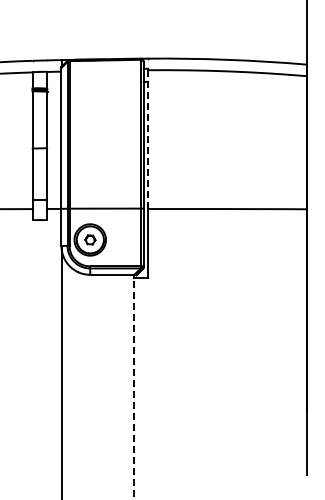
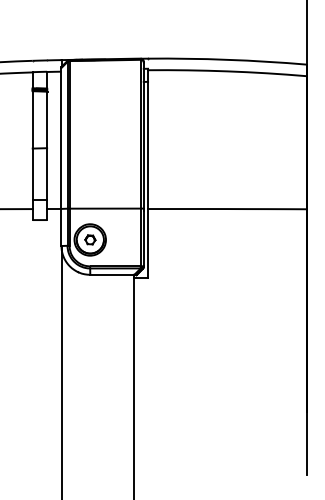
line: dashed -> solid (148, 140)
line: dashed -> solid (133, 388)
